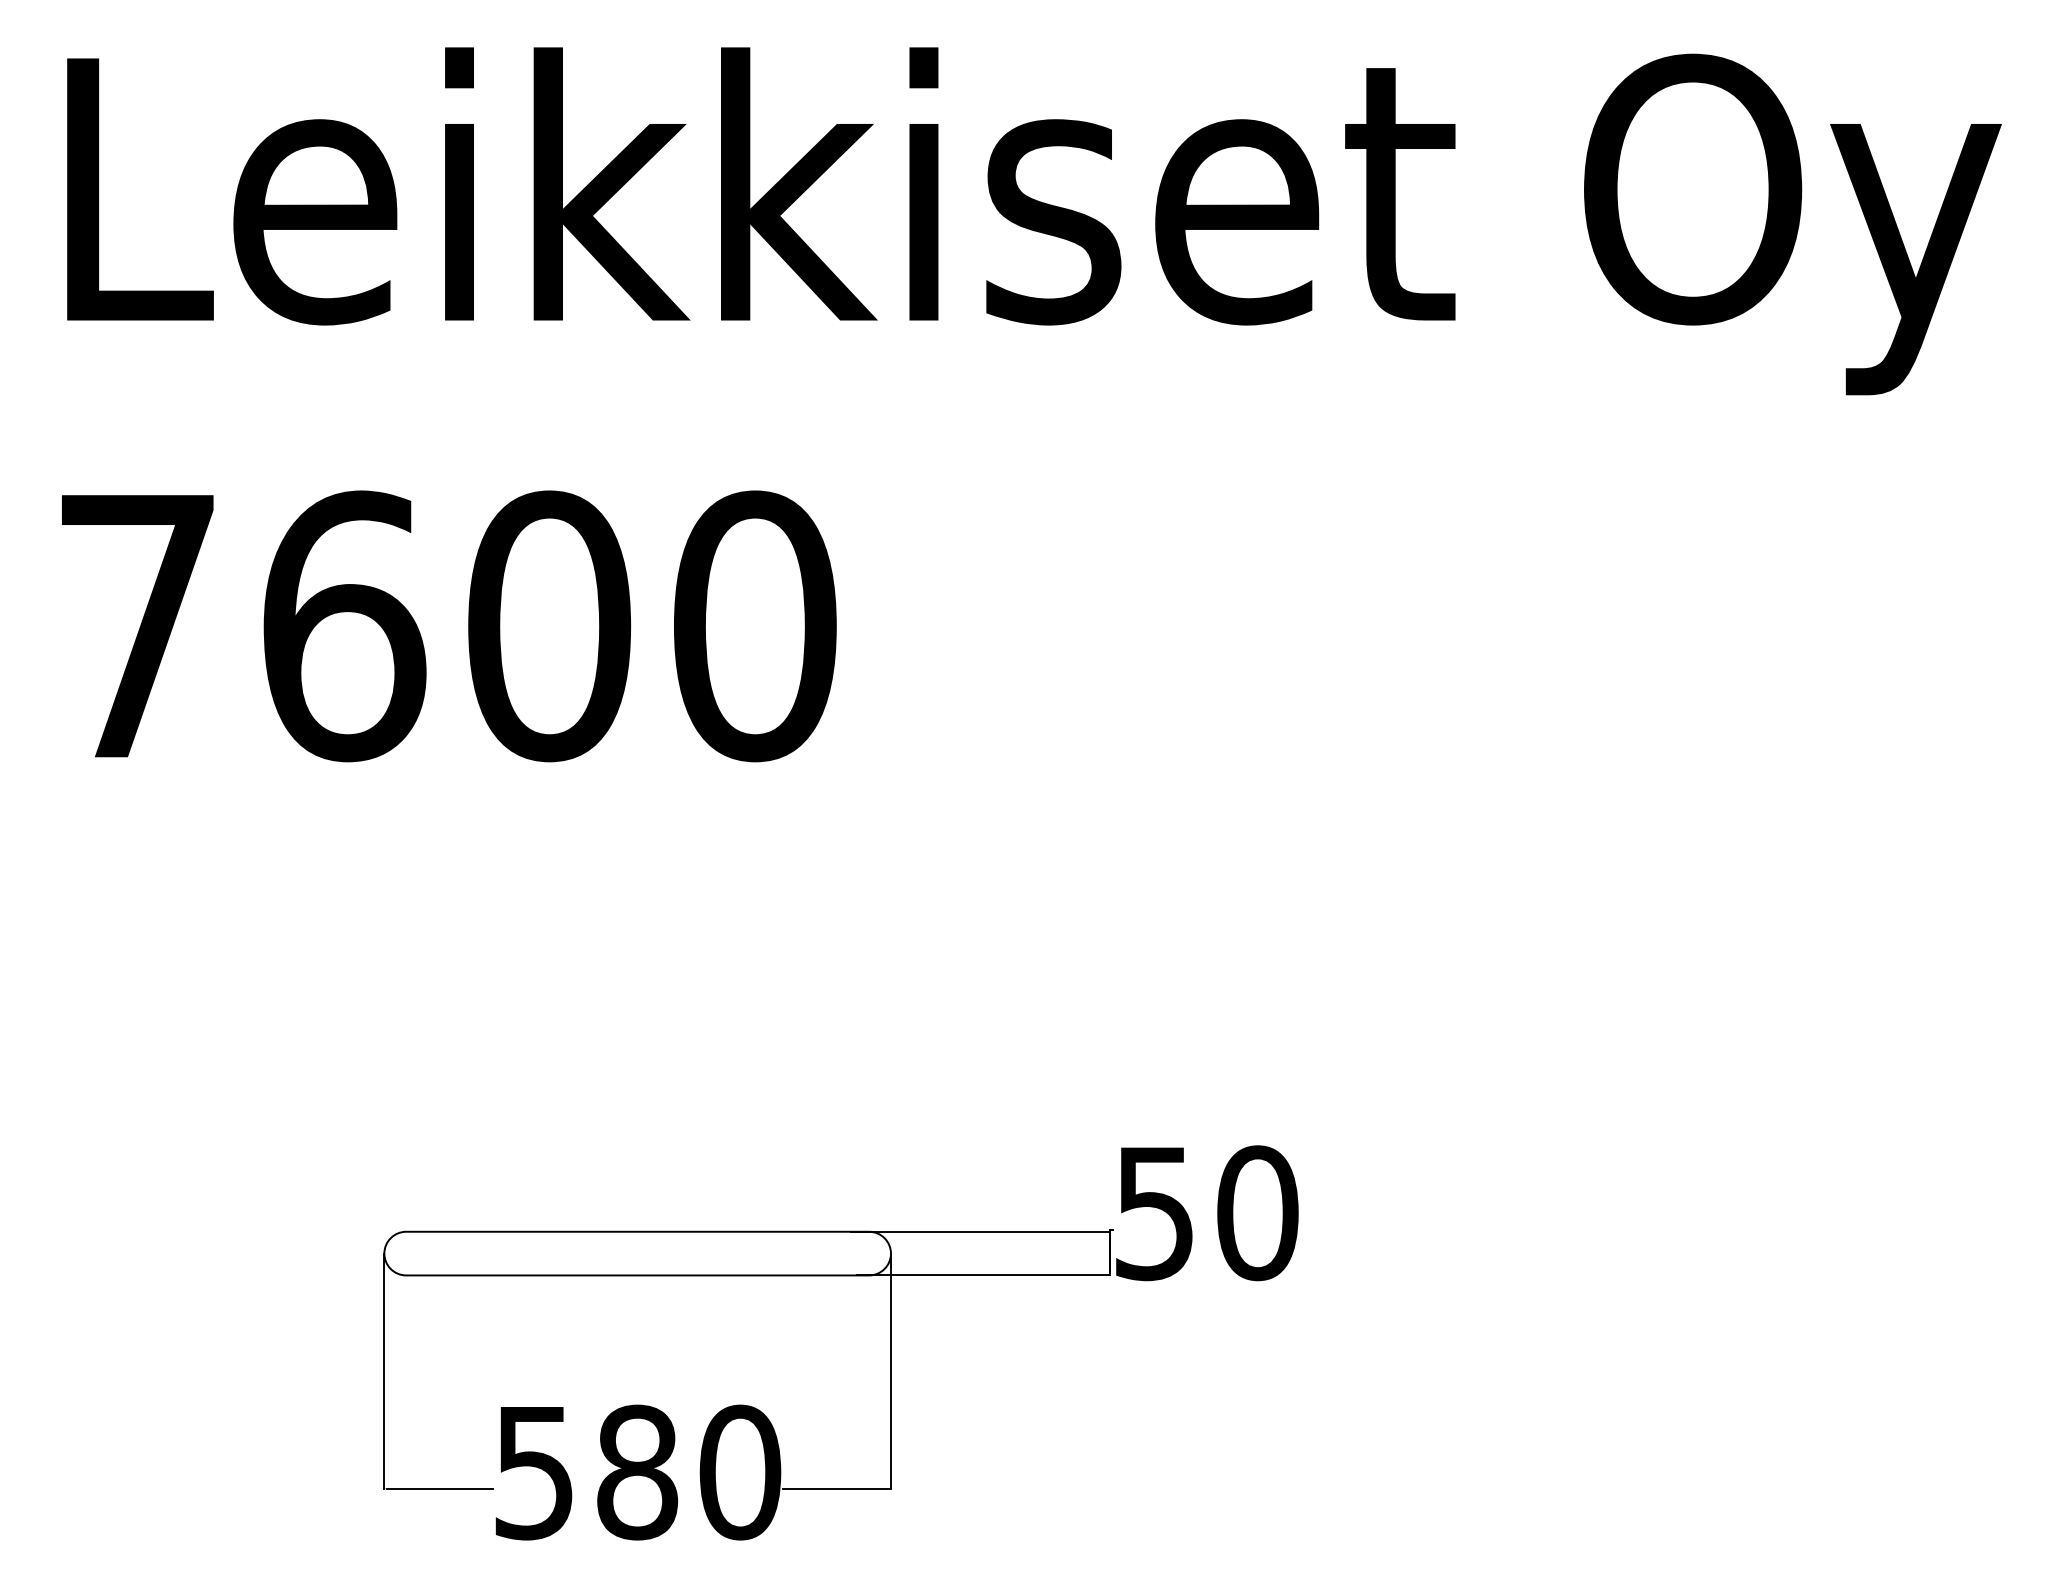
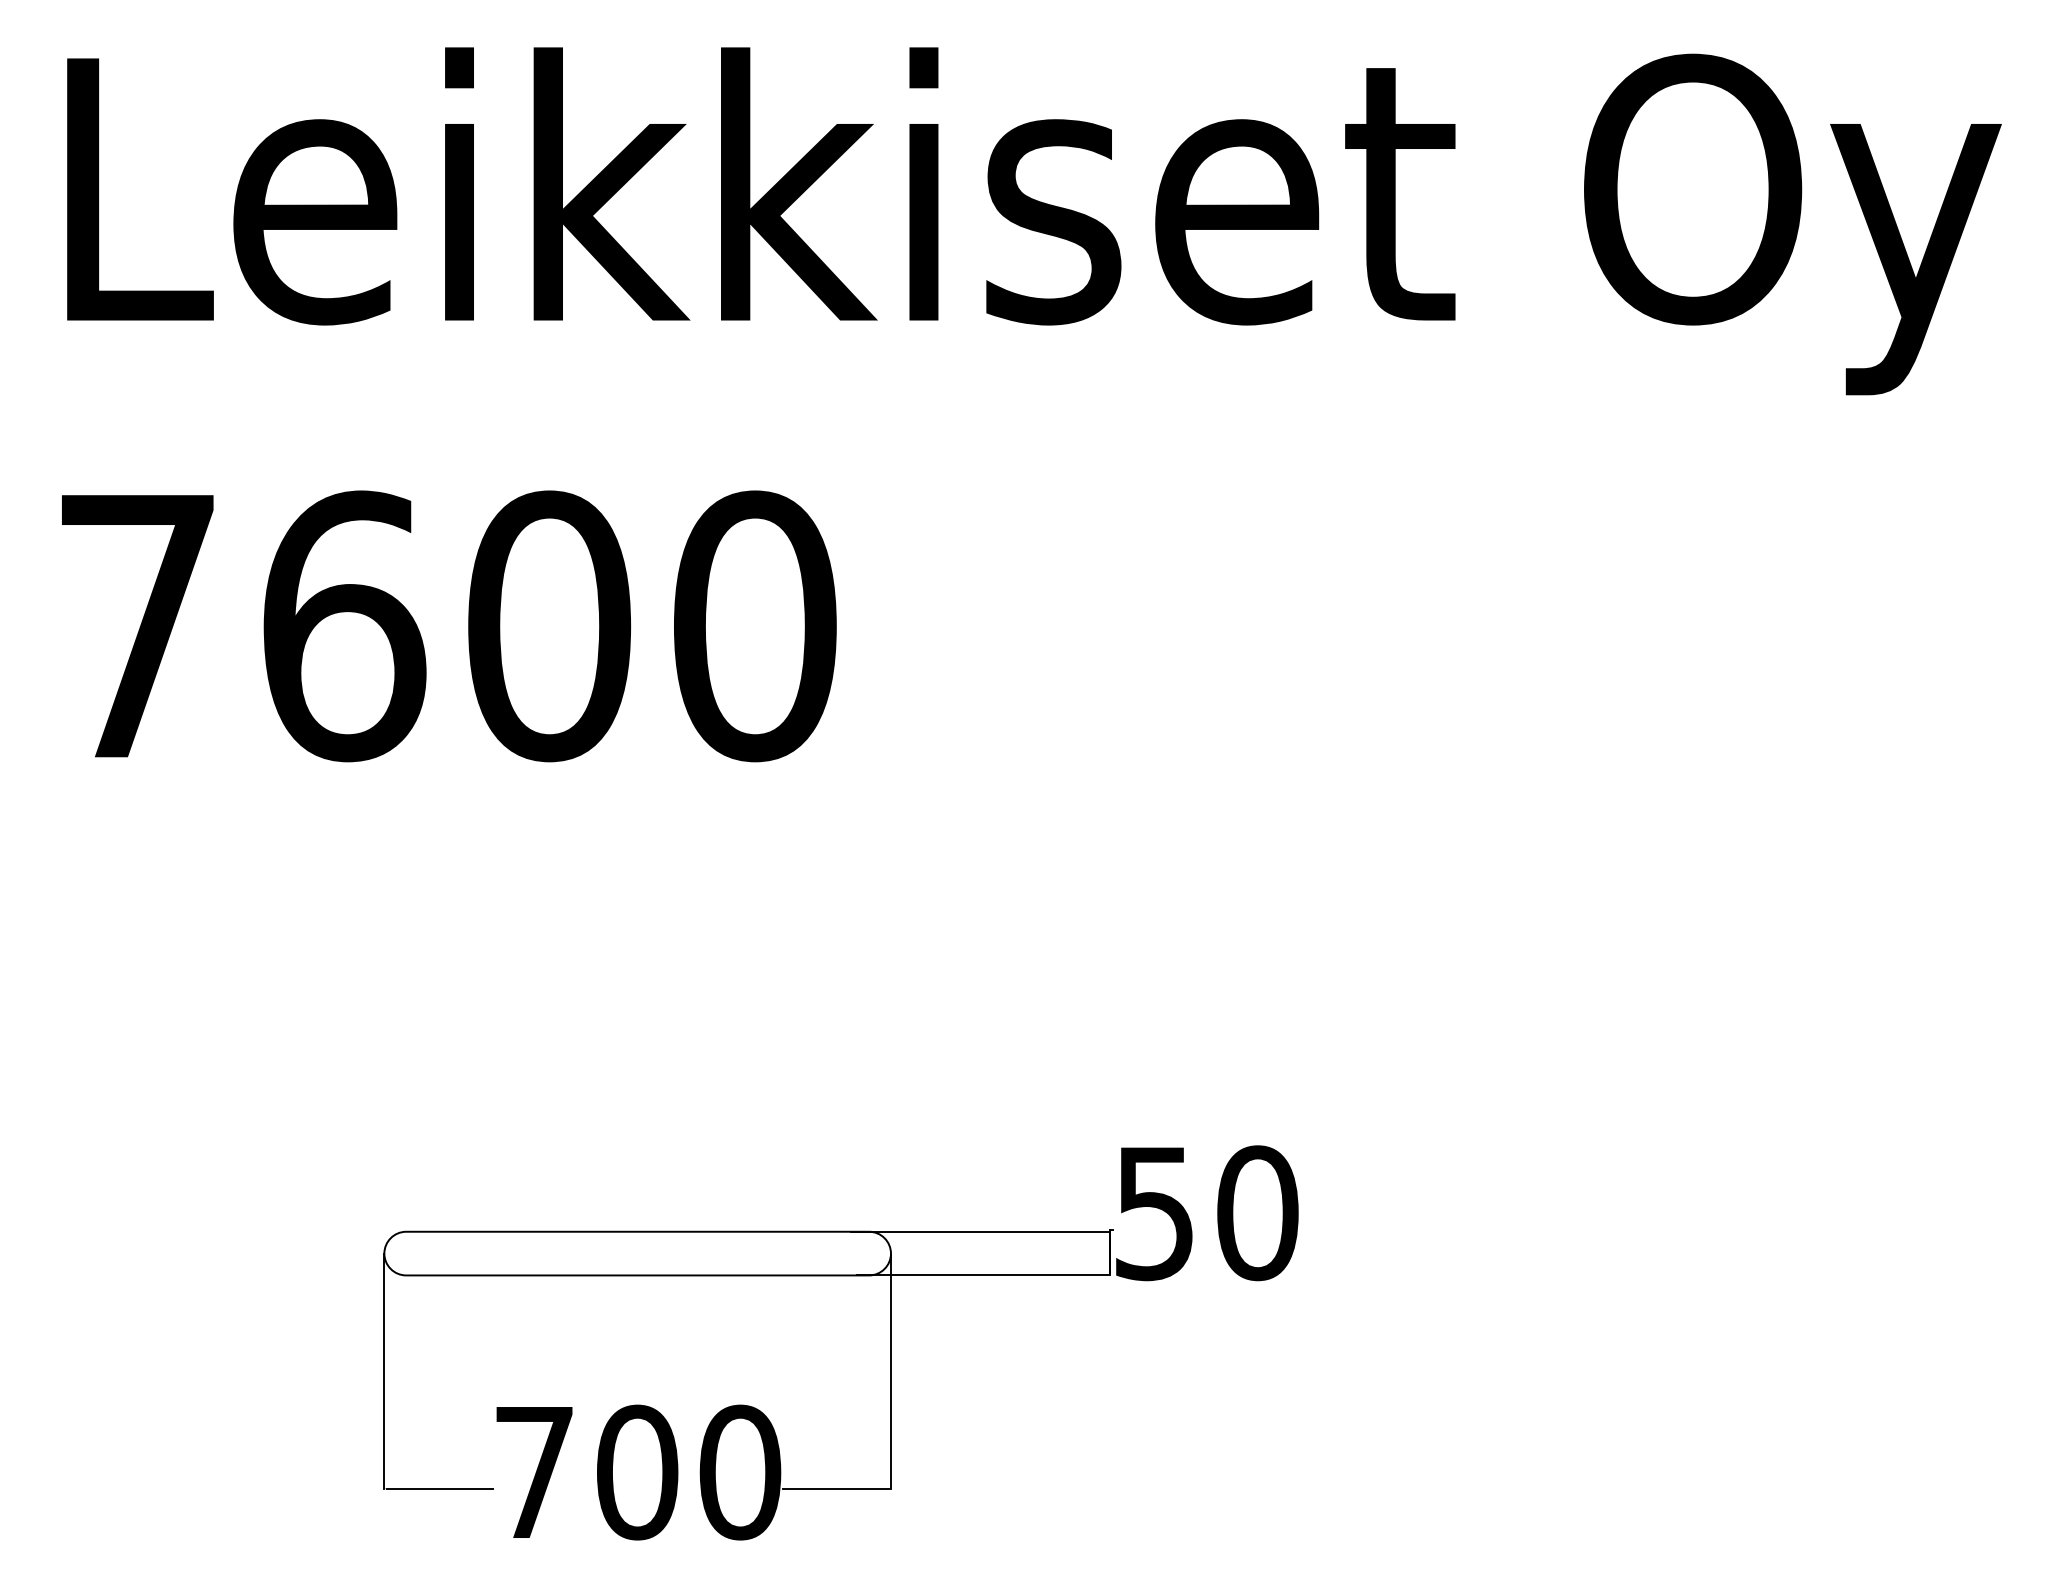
text: 580 -> 700 (586, 1472)
